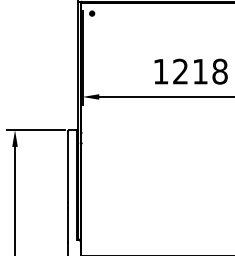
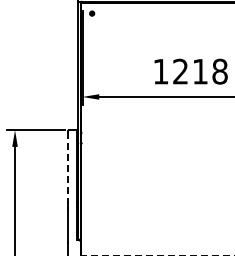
line: solid -> dashed (68, 167)
line: solid -> dashed (157, 255)
